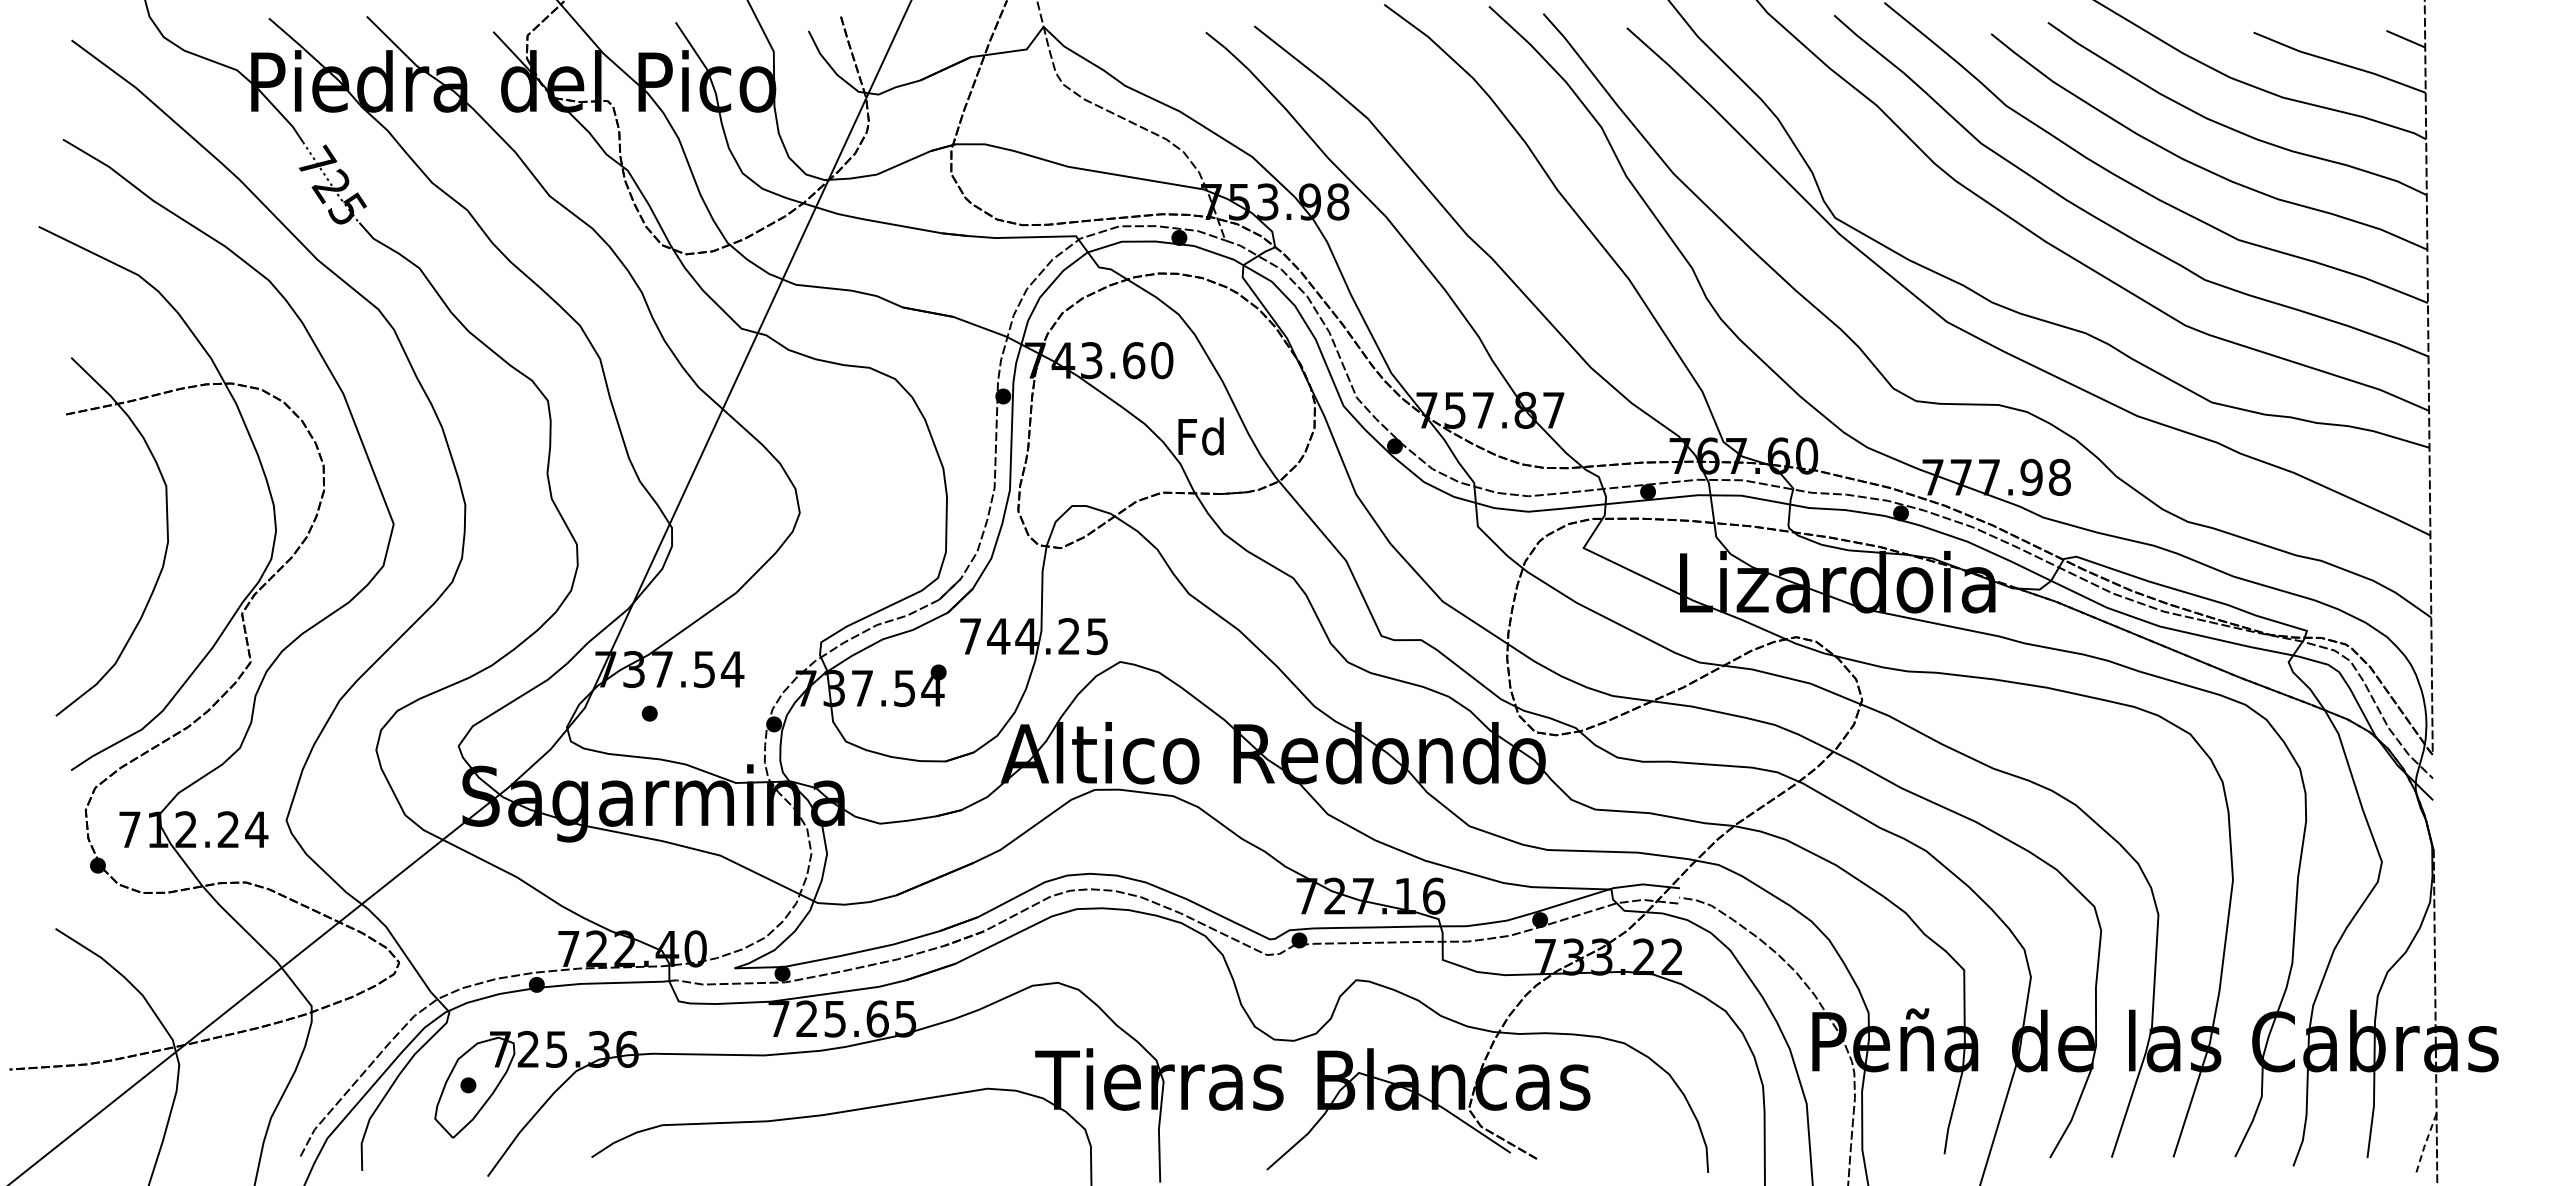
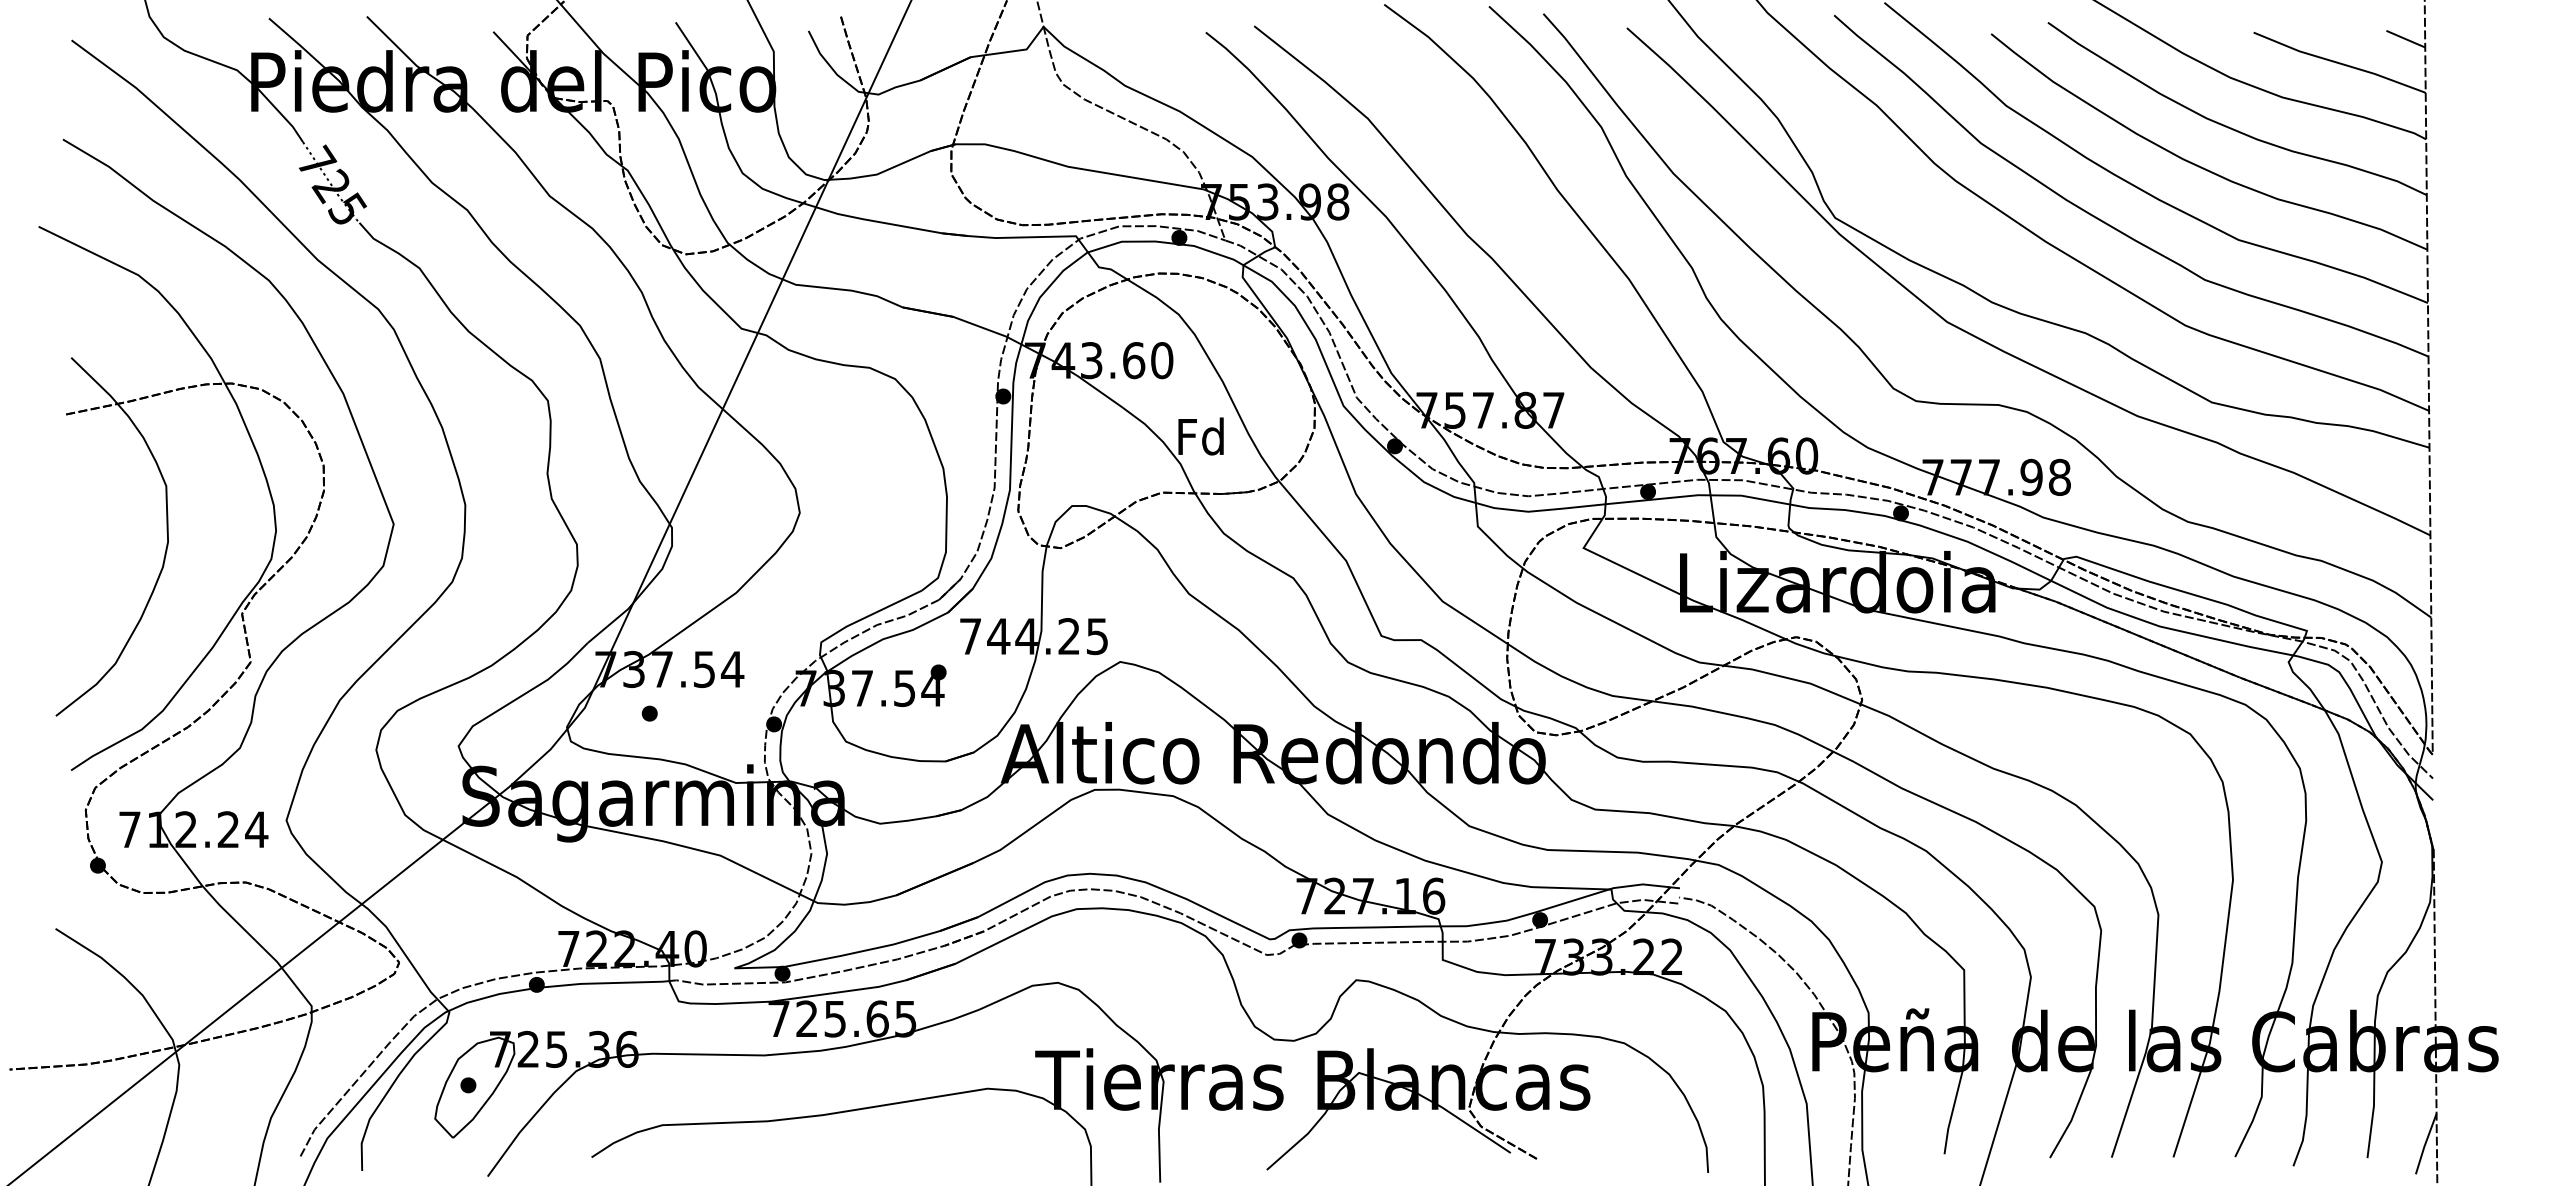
line: dashed -> solid (2425, 1144)
